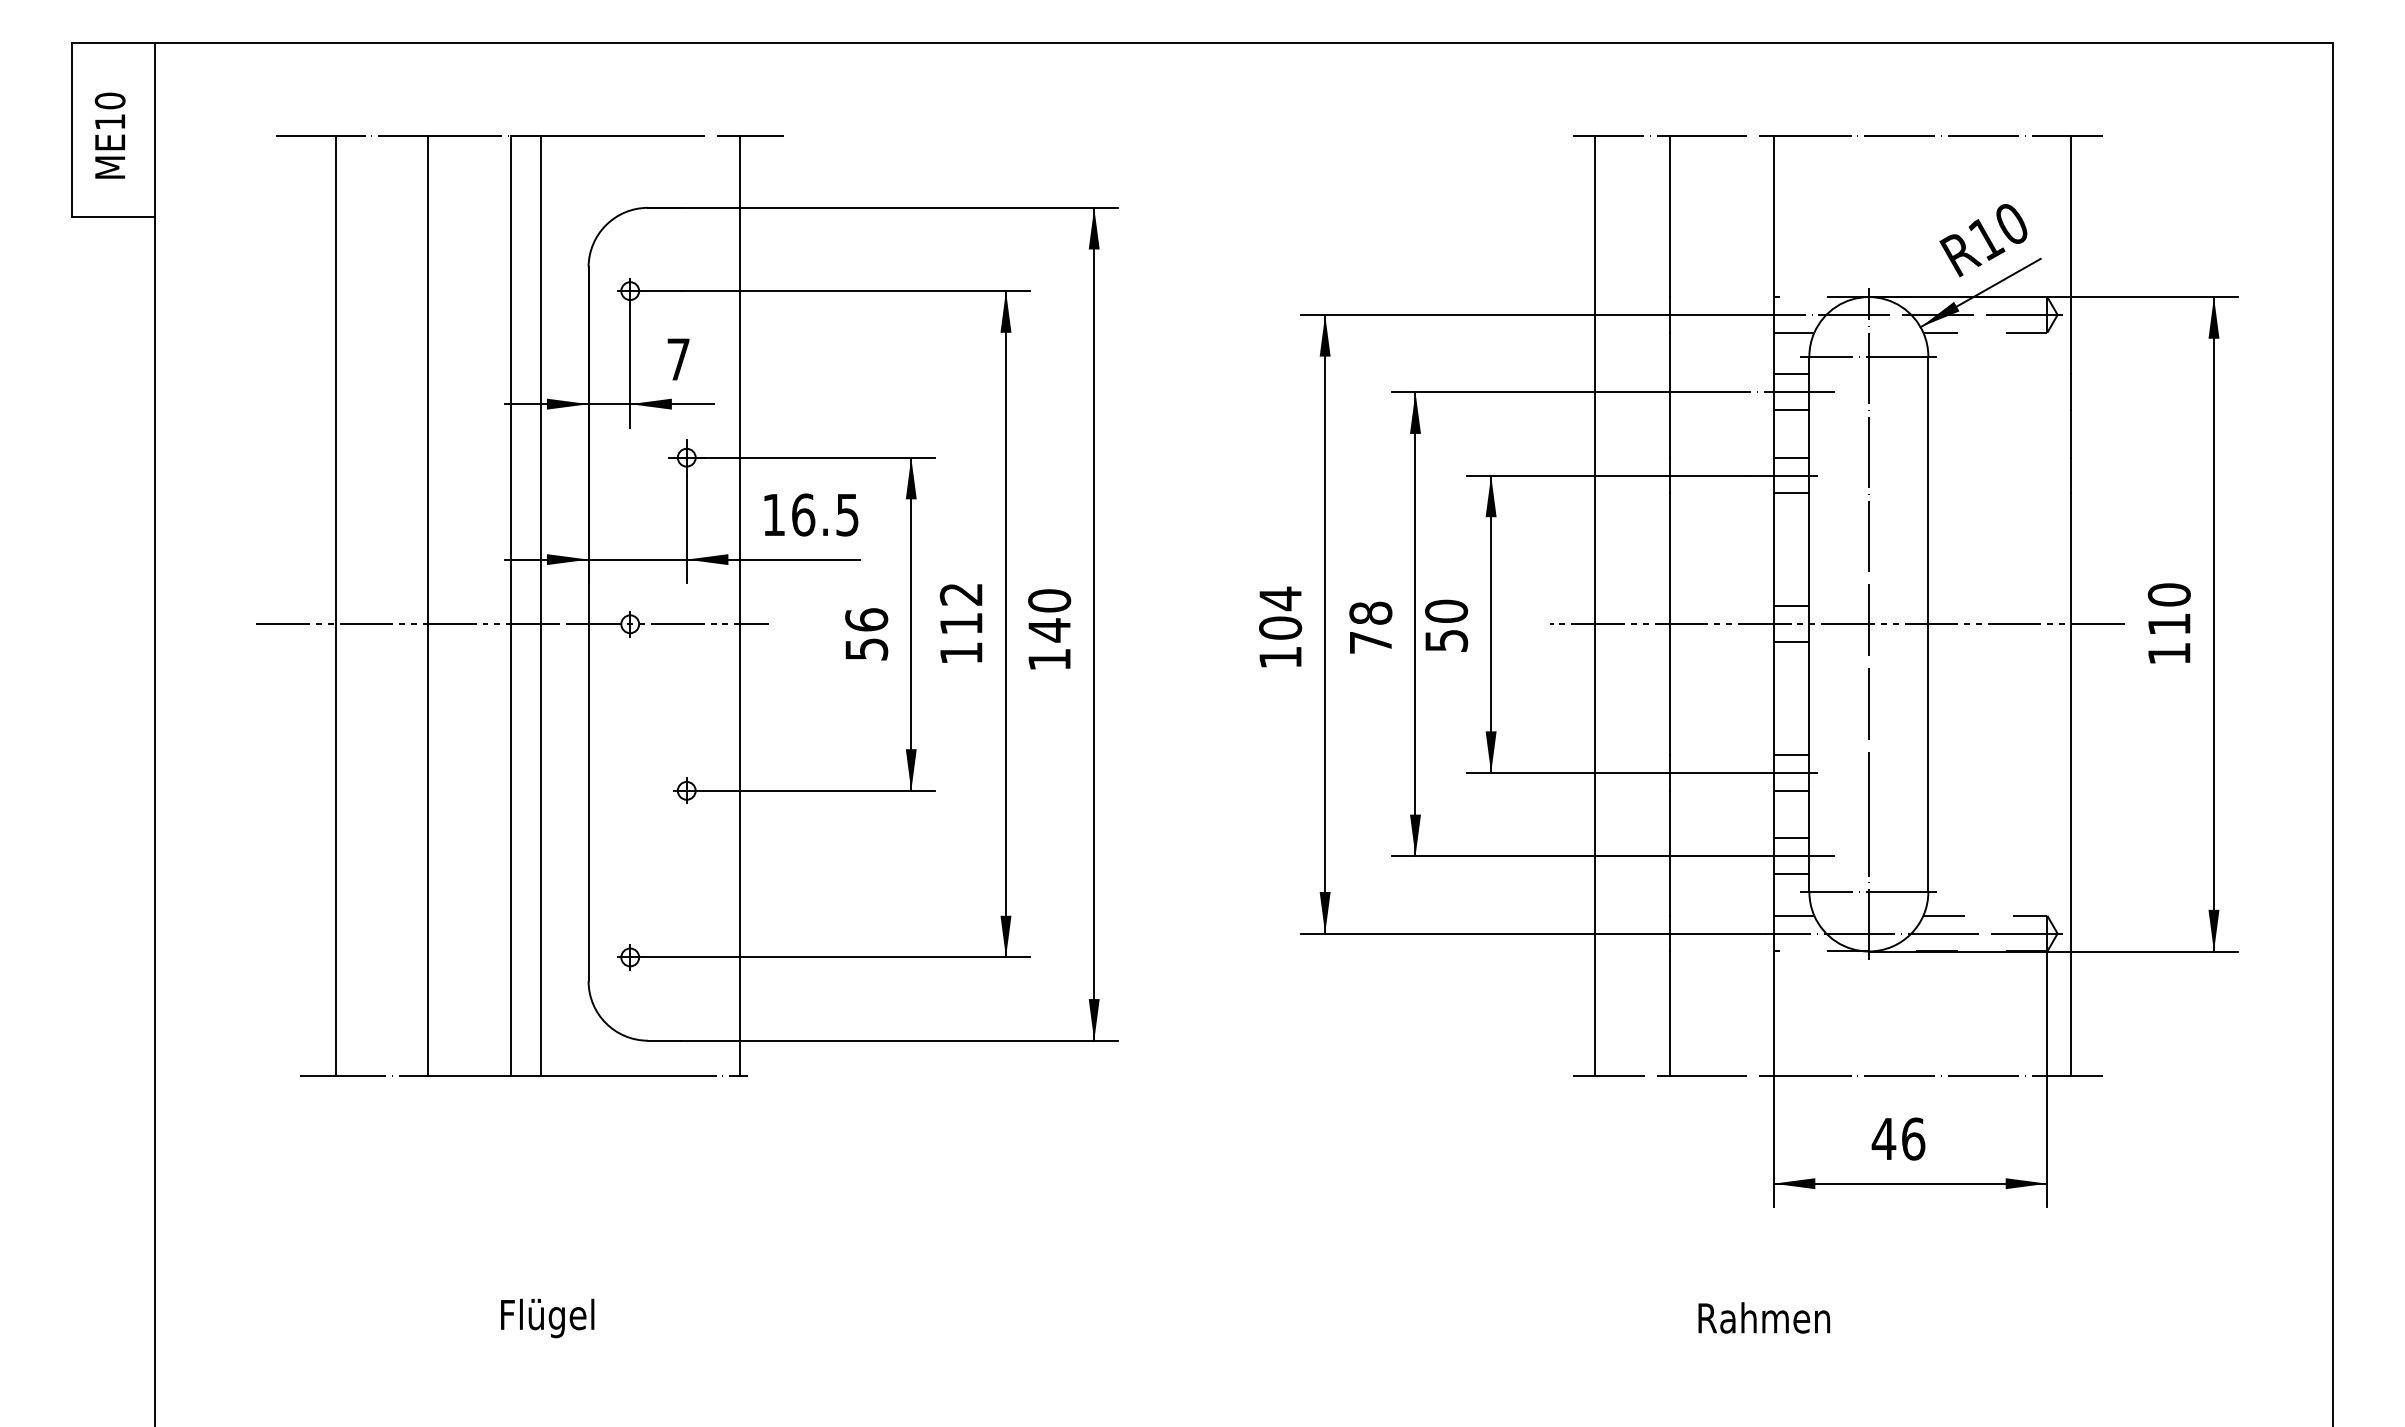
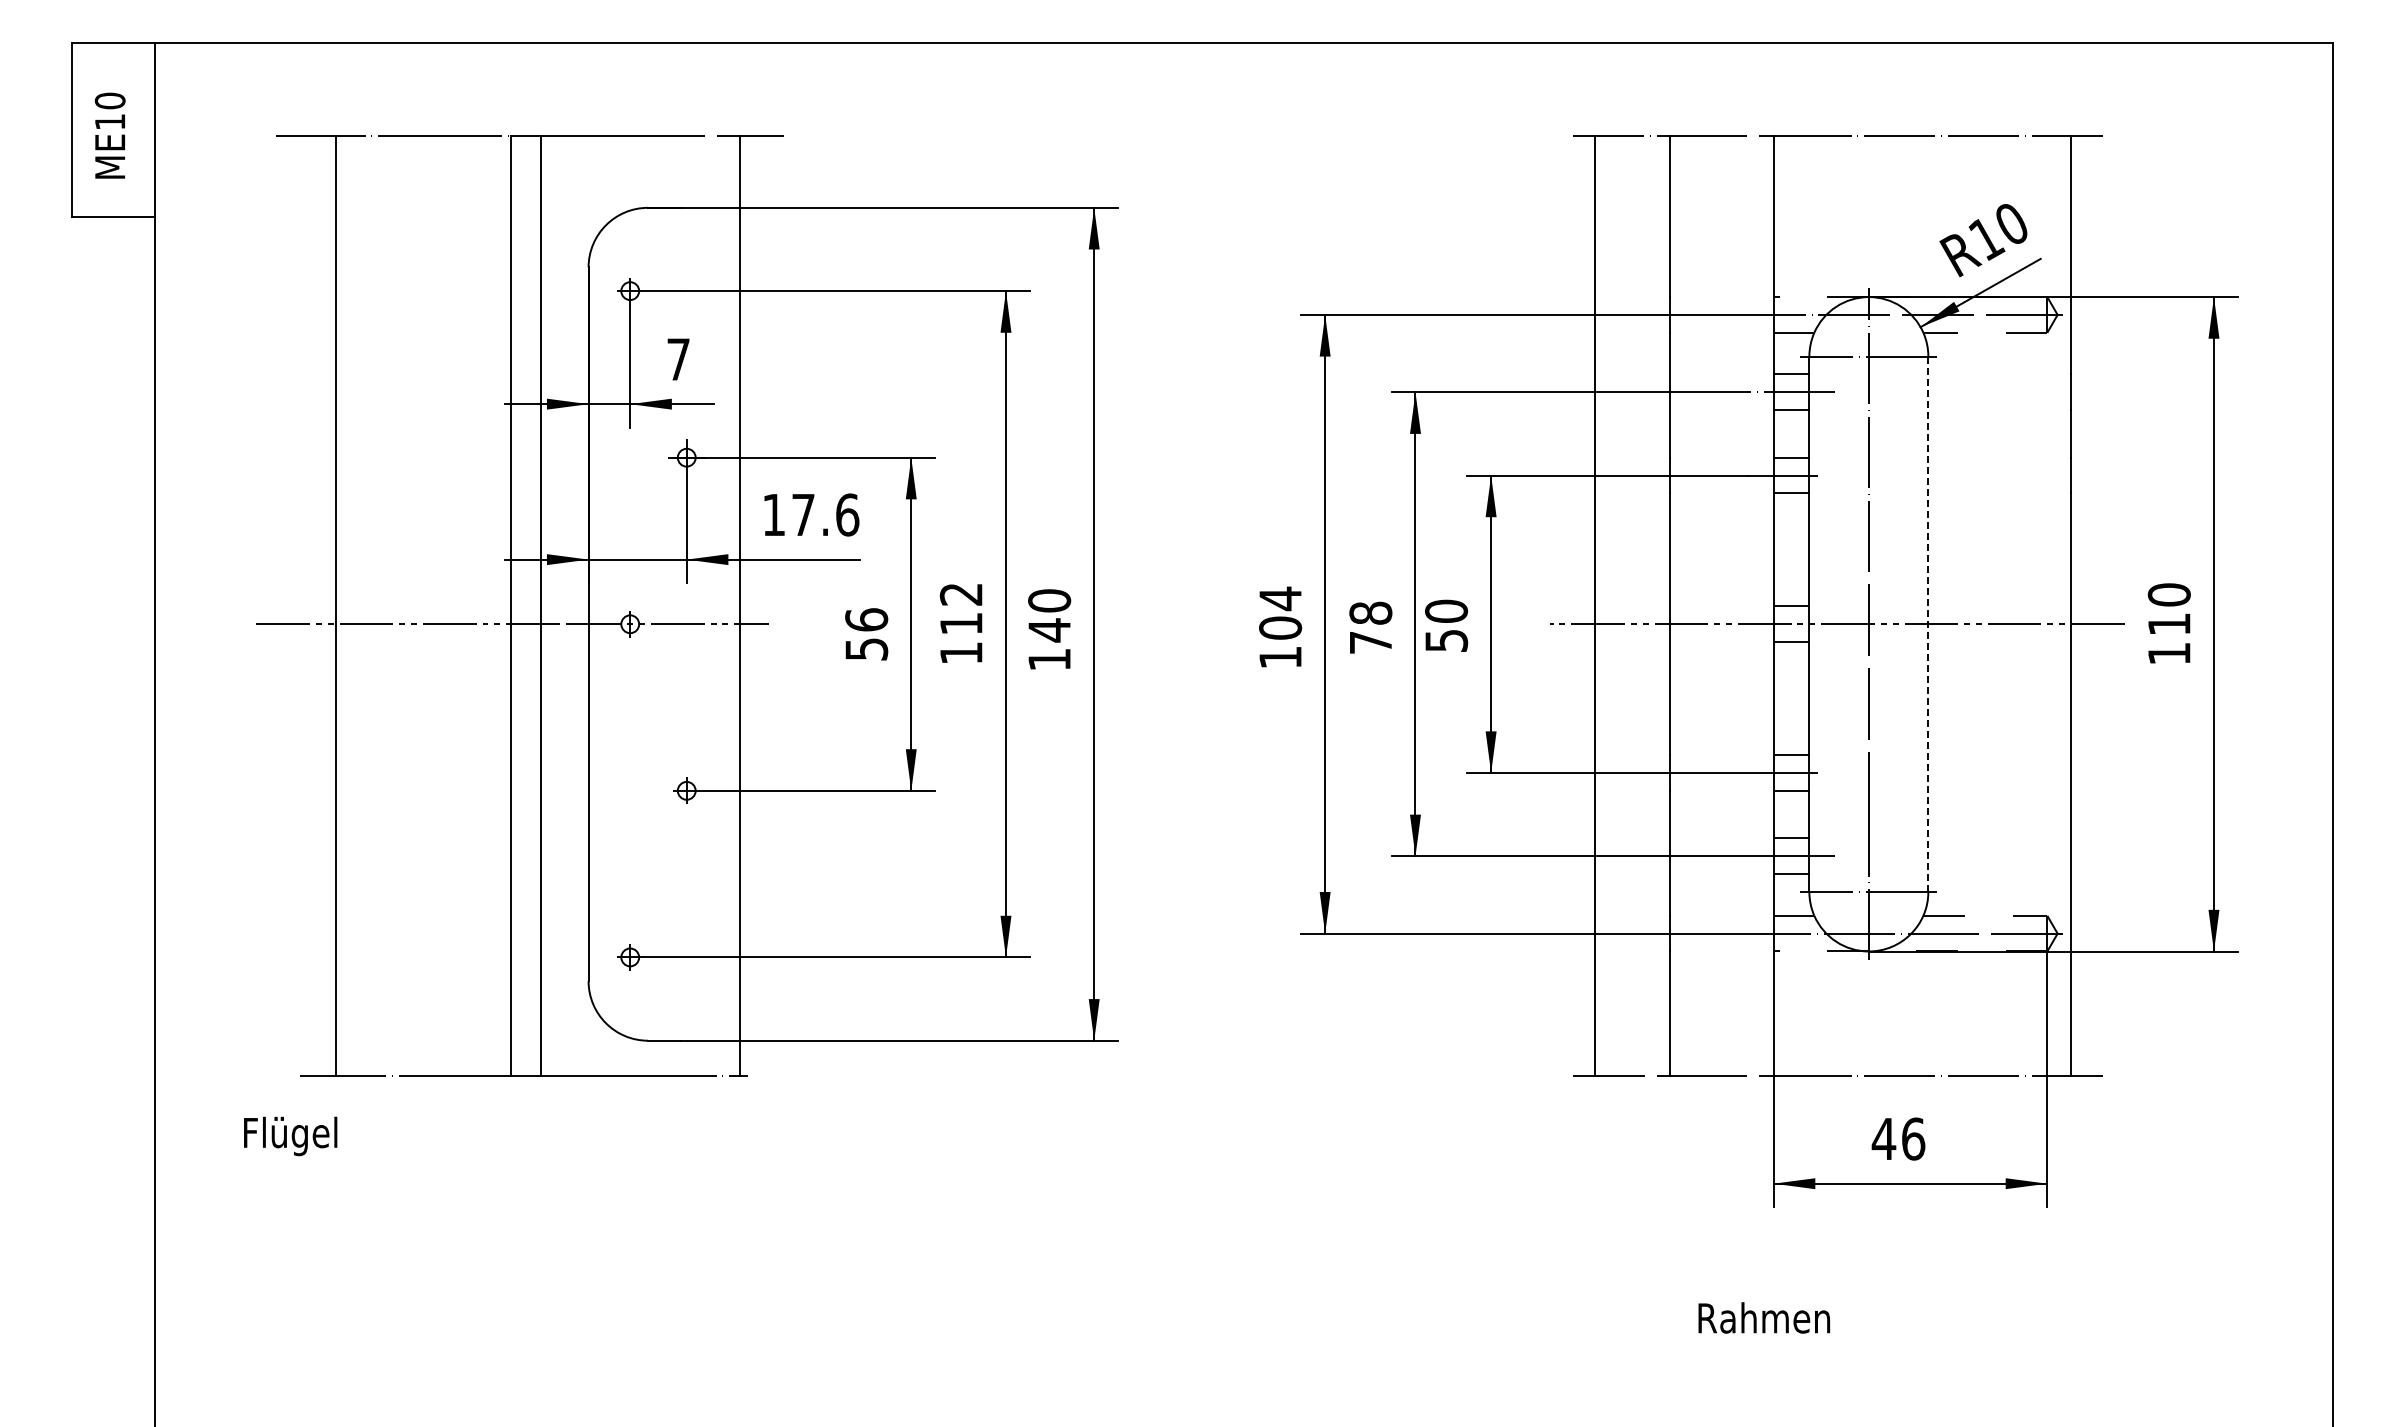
text: 16.5 -> 17.6 (825, 514)
line: present -> none (427, 606)
line: solid -> dashed (1928, 624)
text position: (547, 1318) -> (290, 1136) (290, 1136)
